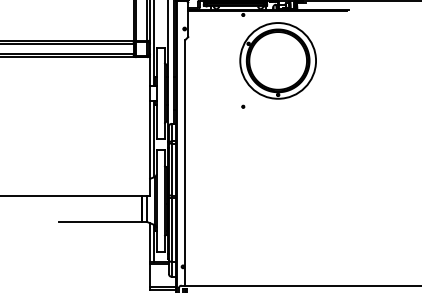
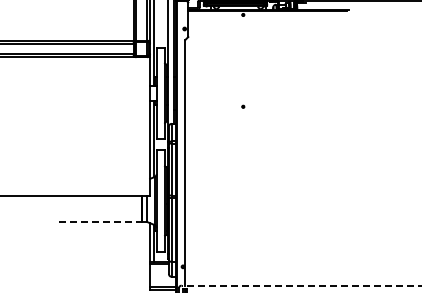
part: present -> none (277, 60)
line: solid -> dashed (100, 222)
line: solid -> dashed (301, 285)
